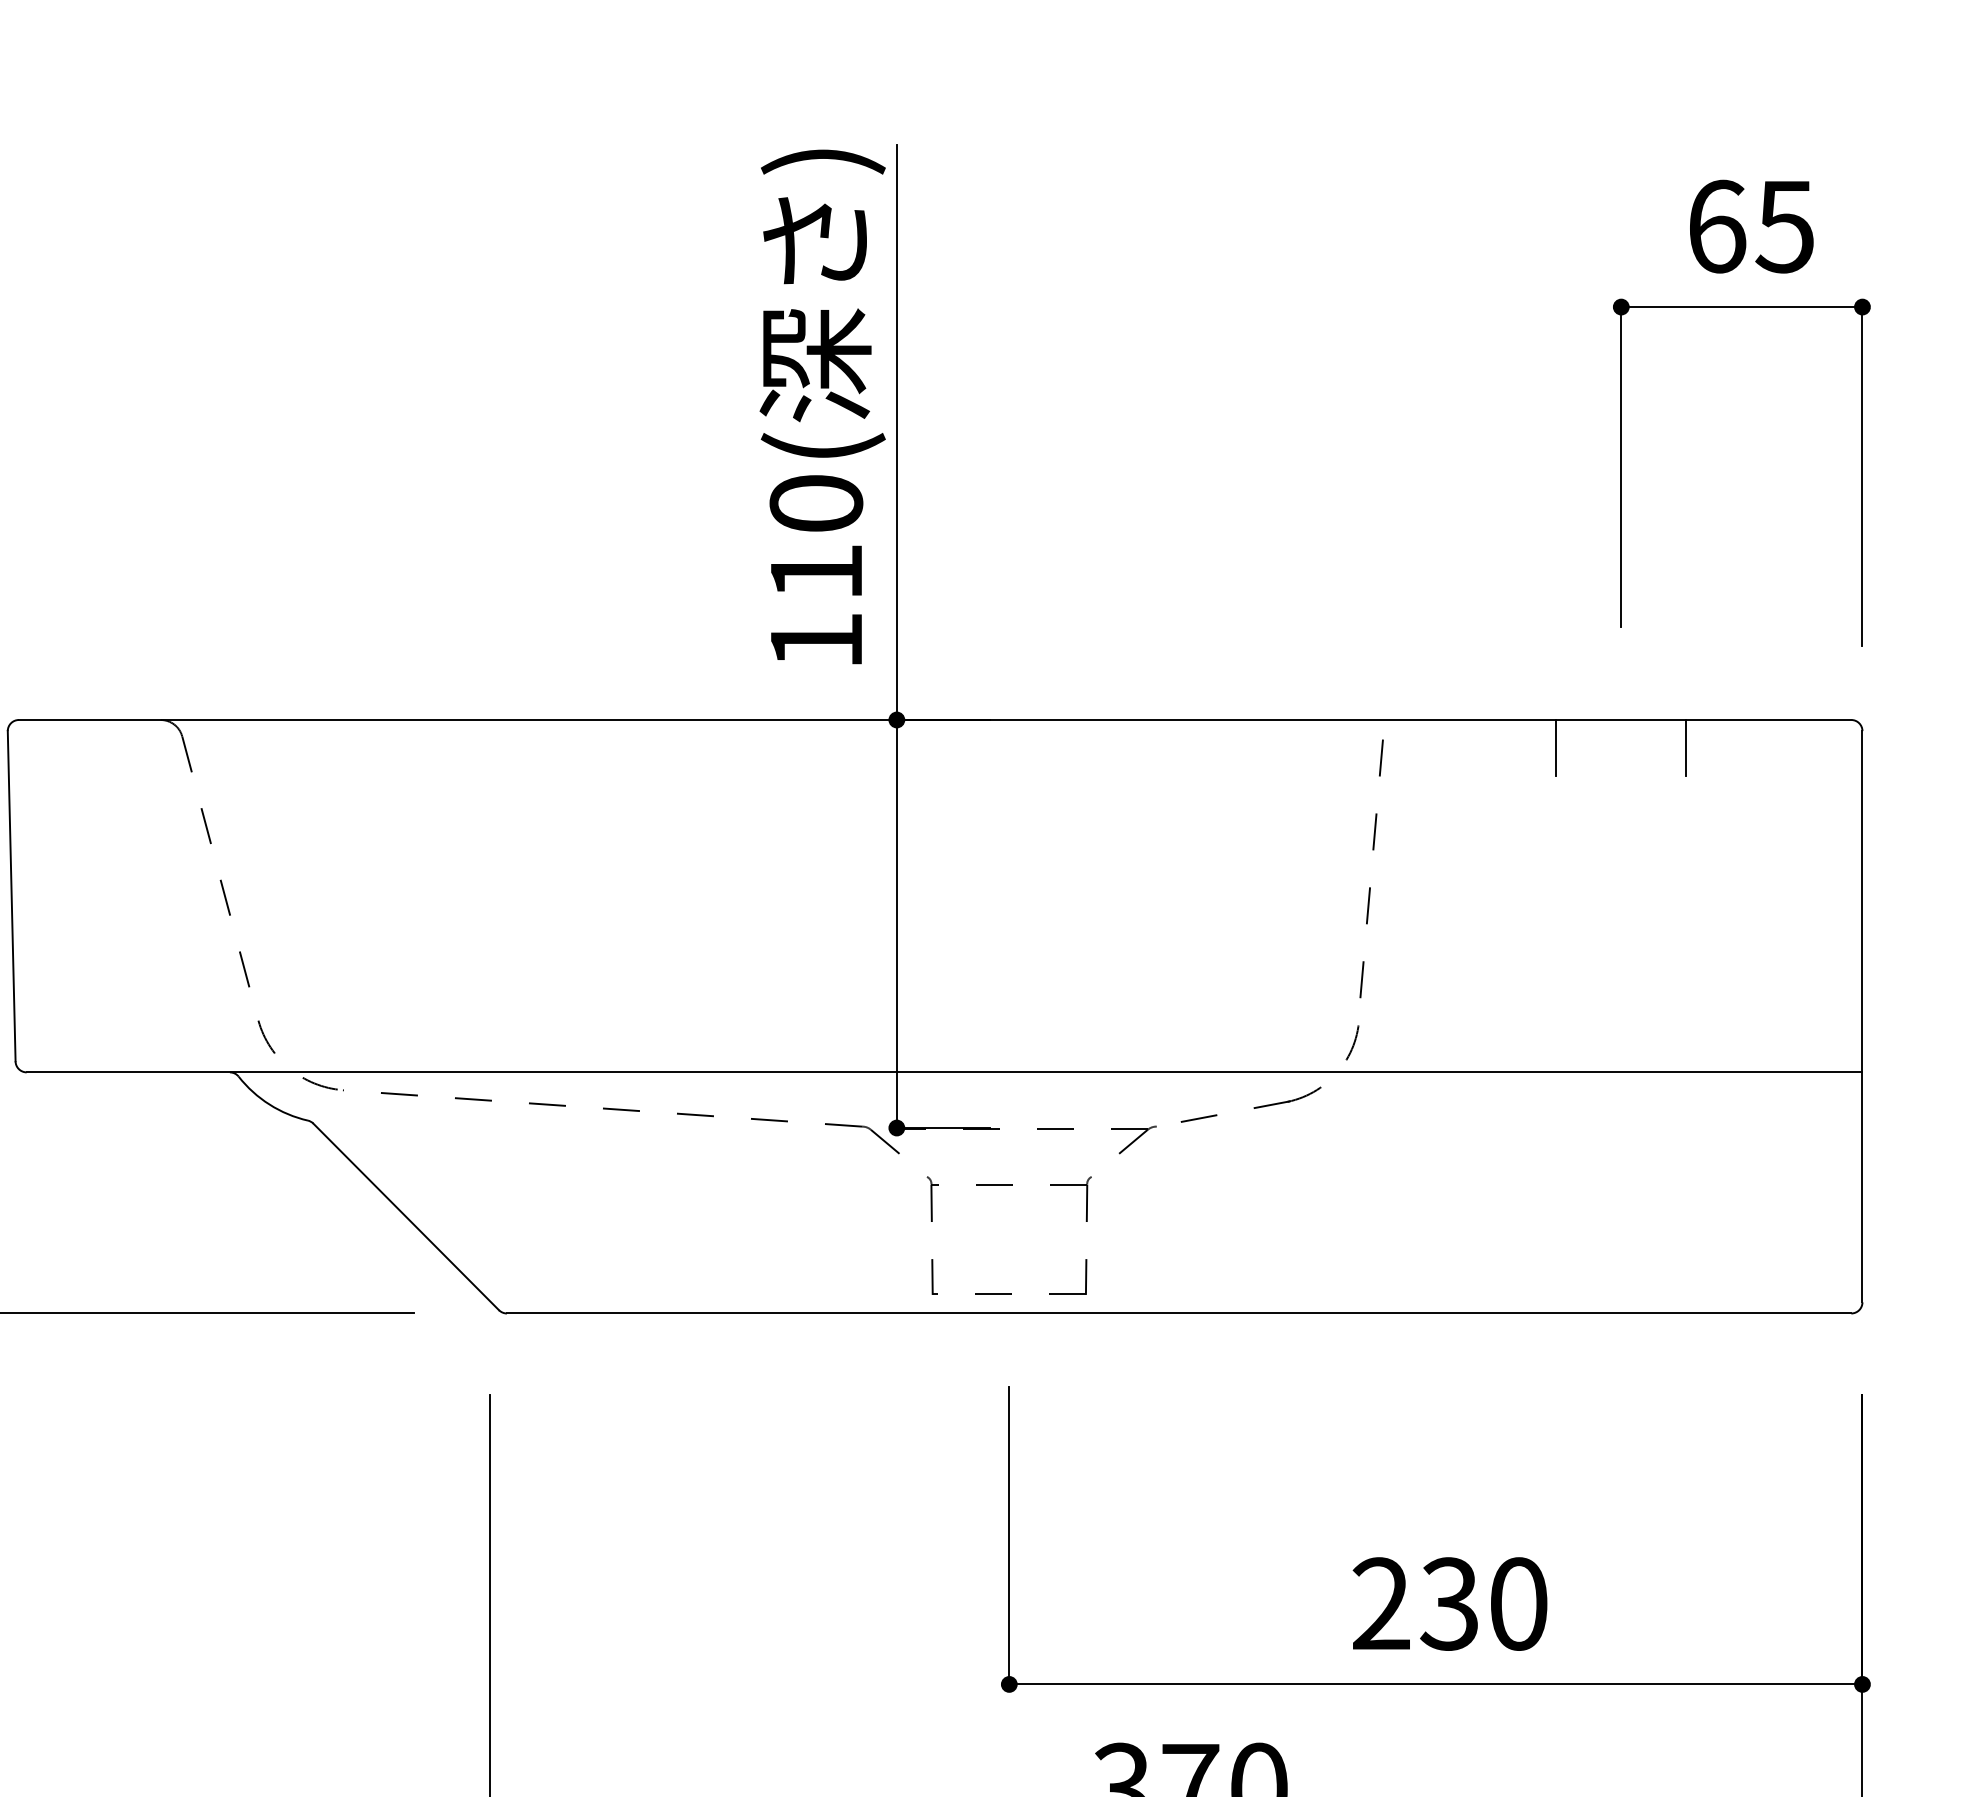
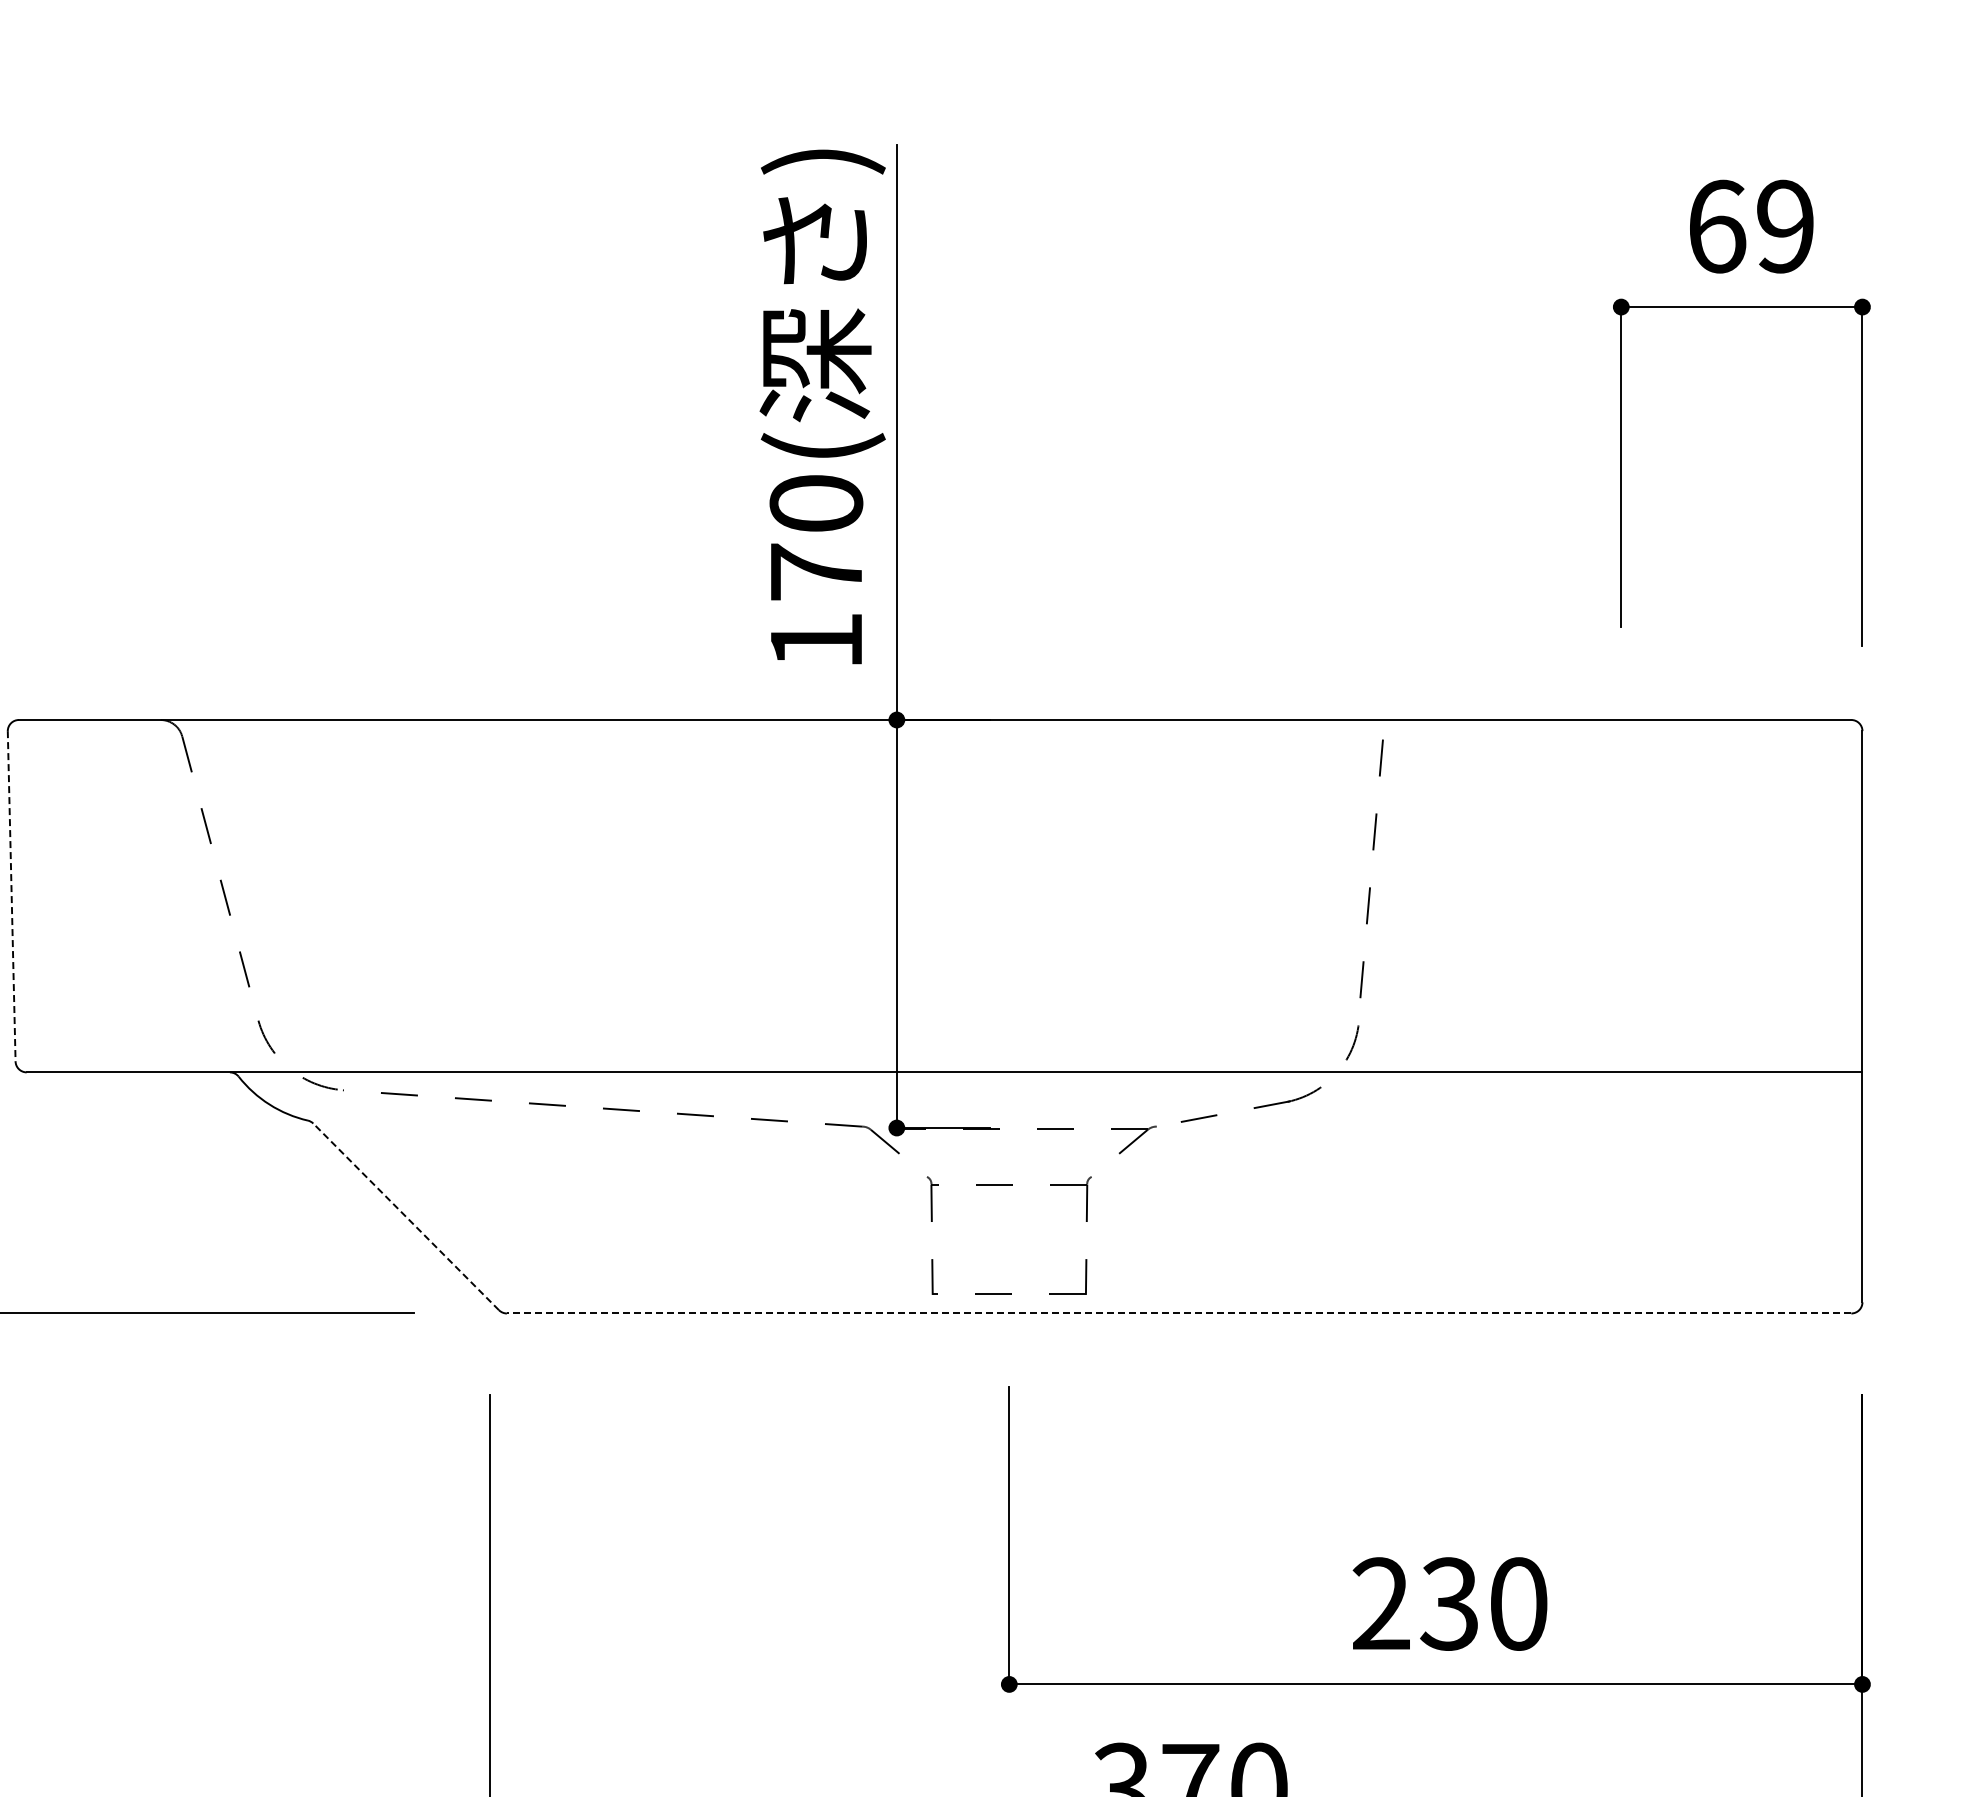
text: 65 -> 69 (1784, 226)
text: 110( -> 170( (816, 571)
line: present -> none (1556, 747)
line: present -> none (1686, 747)
line: solid -> dashed (11, 896)
line: solid -> dashed (406, 1216)
line: solid -> dashed (1178, 1313)
